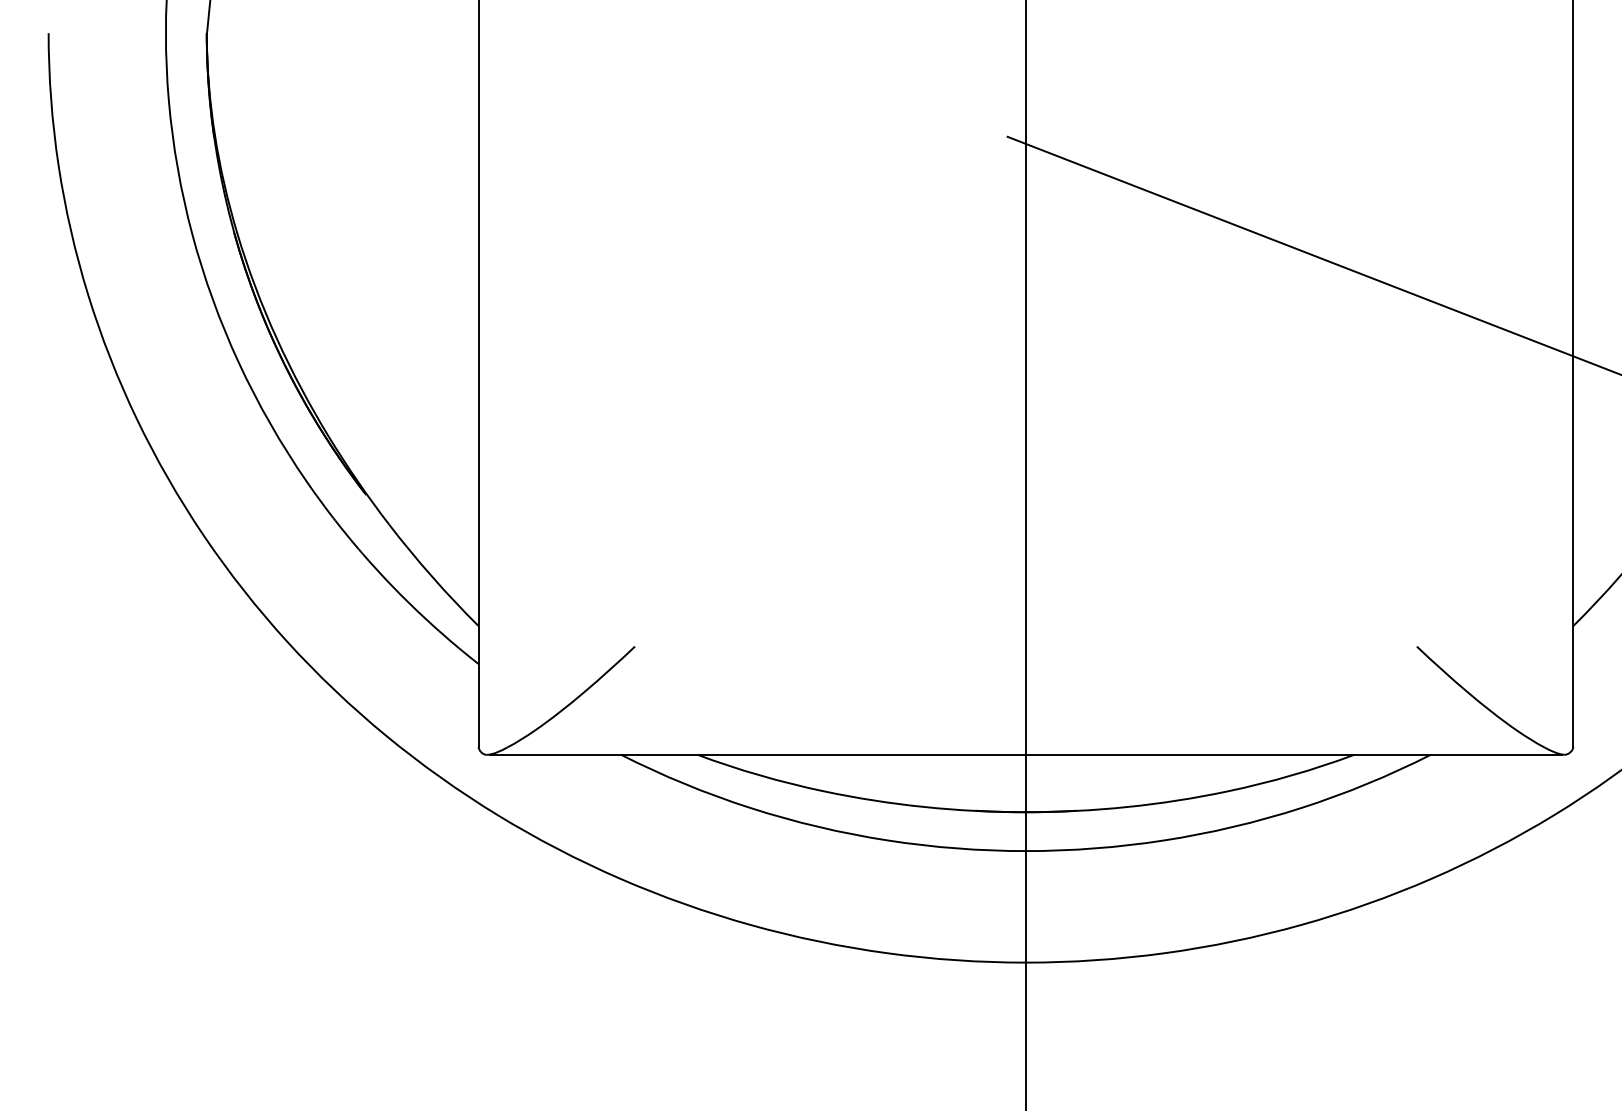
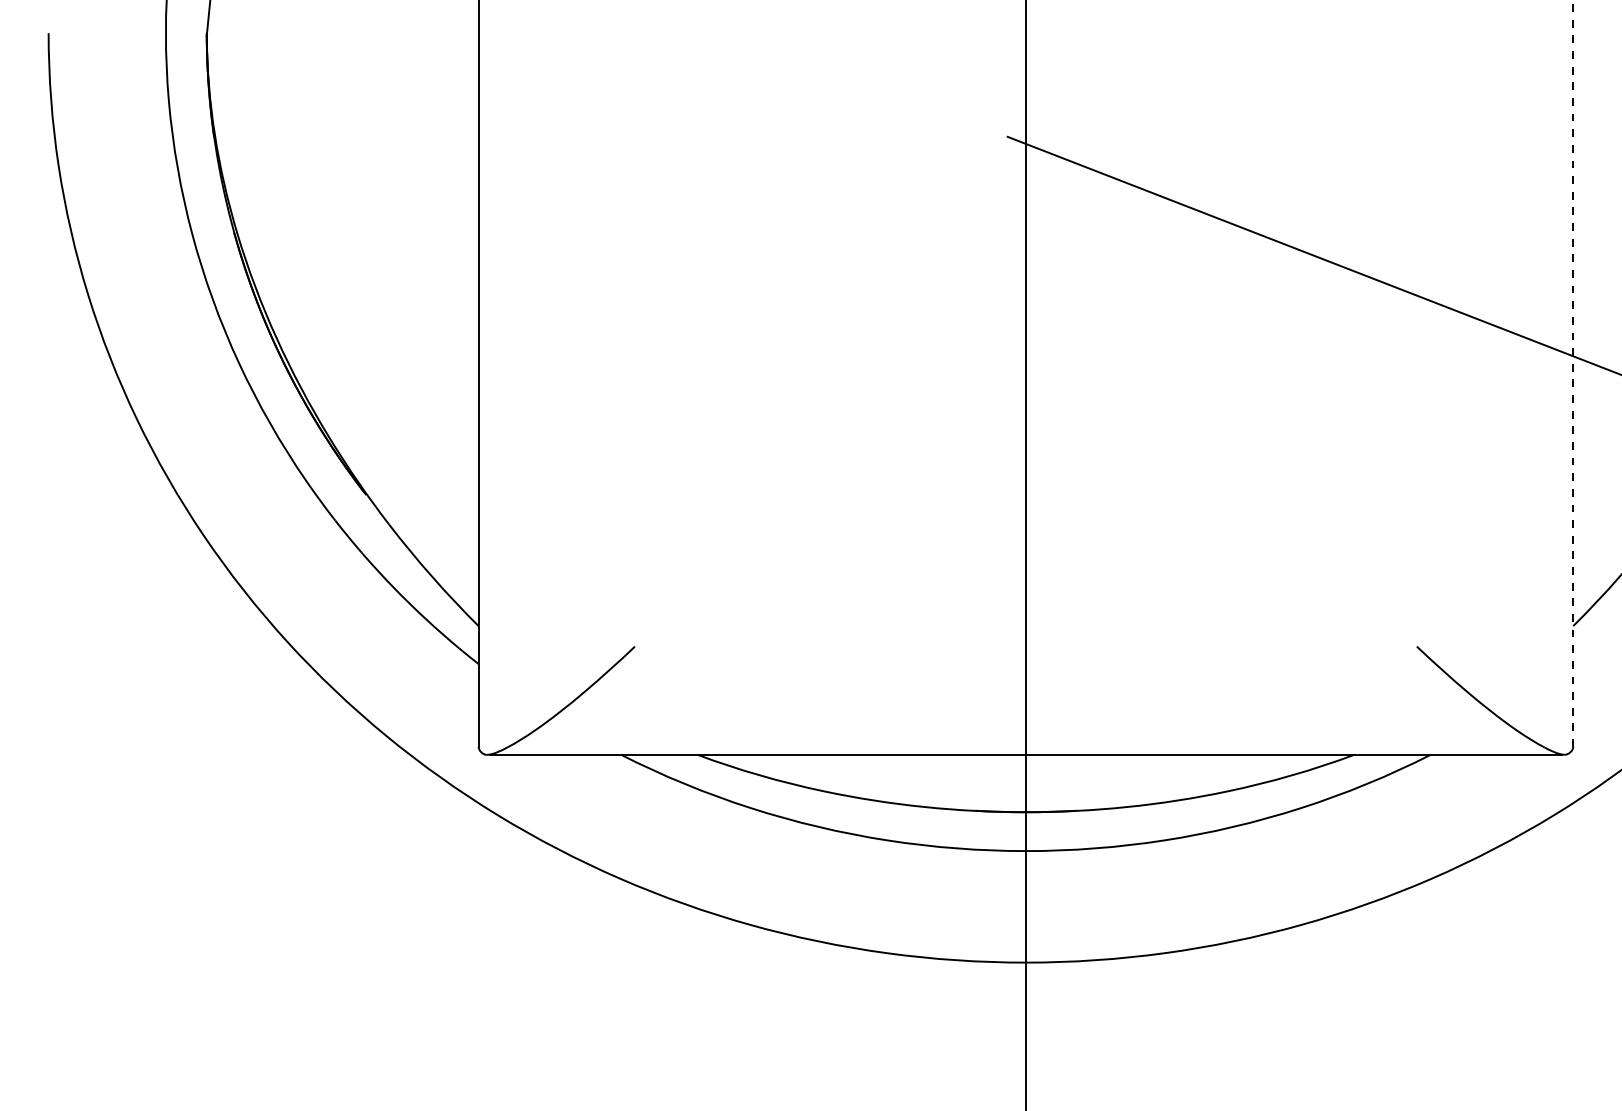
line: solid -> dashed (1573, 373)
